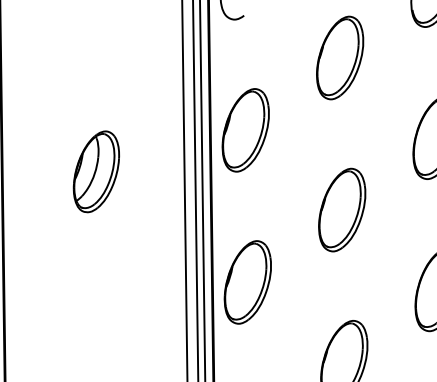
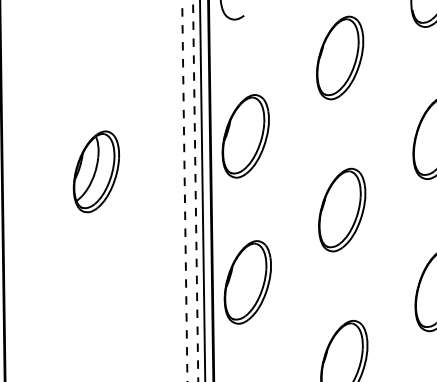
part position: (245, 130) -> (245, 136) (245, 136)
line: solid -> dashed (184, 190)
line: solid -> dashed (195, 191)
